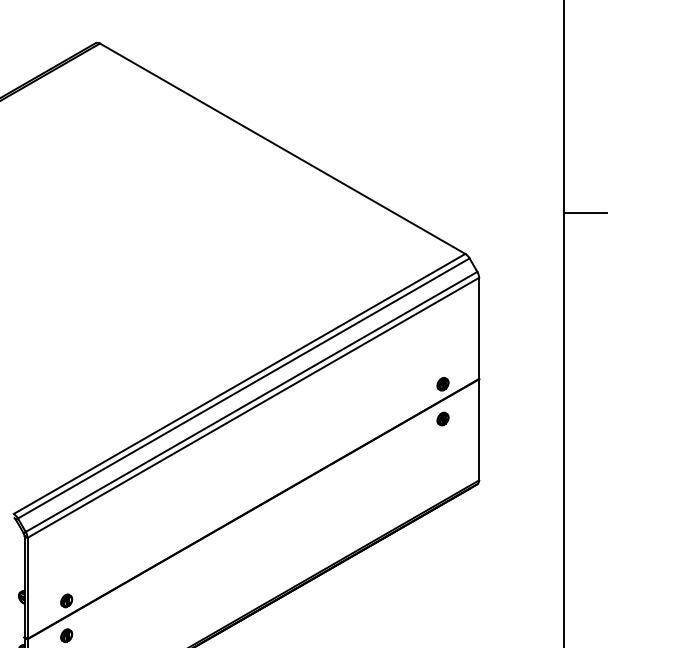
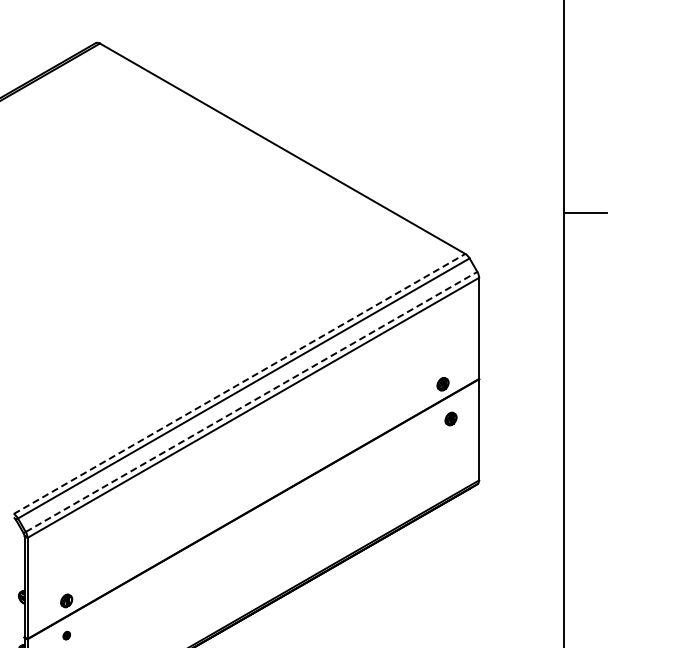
line: solid -> dashed (239, 383)
line: solid -> dashed (251, 401)
part position: (442, 418) -> (450, 418) (450, 418)
part size: 14x15 px -> 9x11 px (66, 635)
